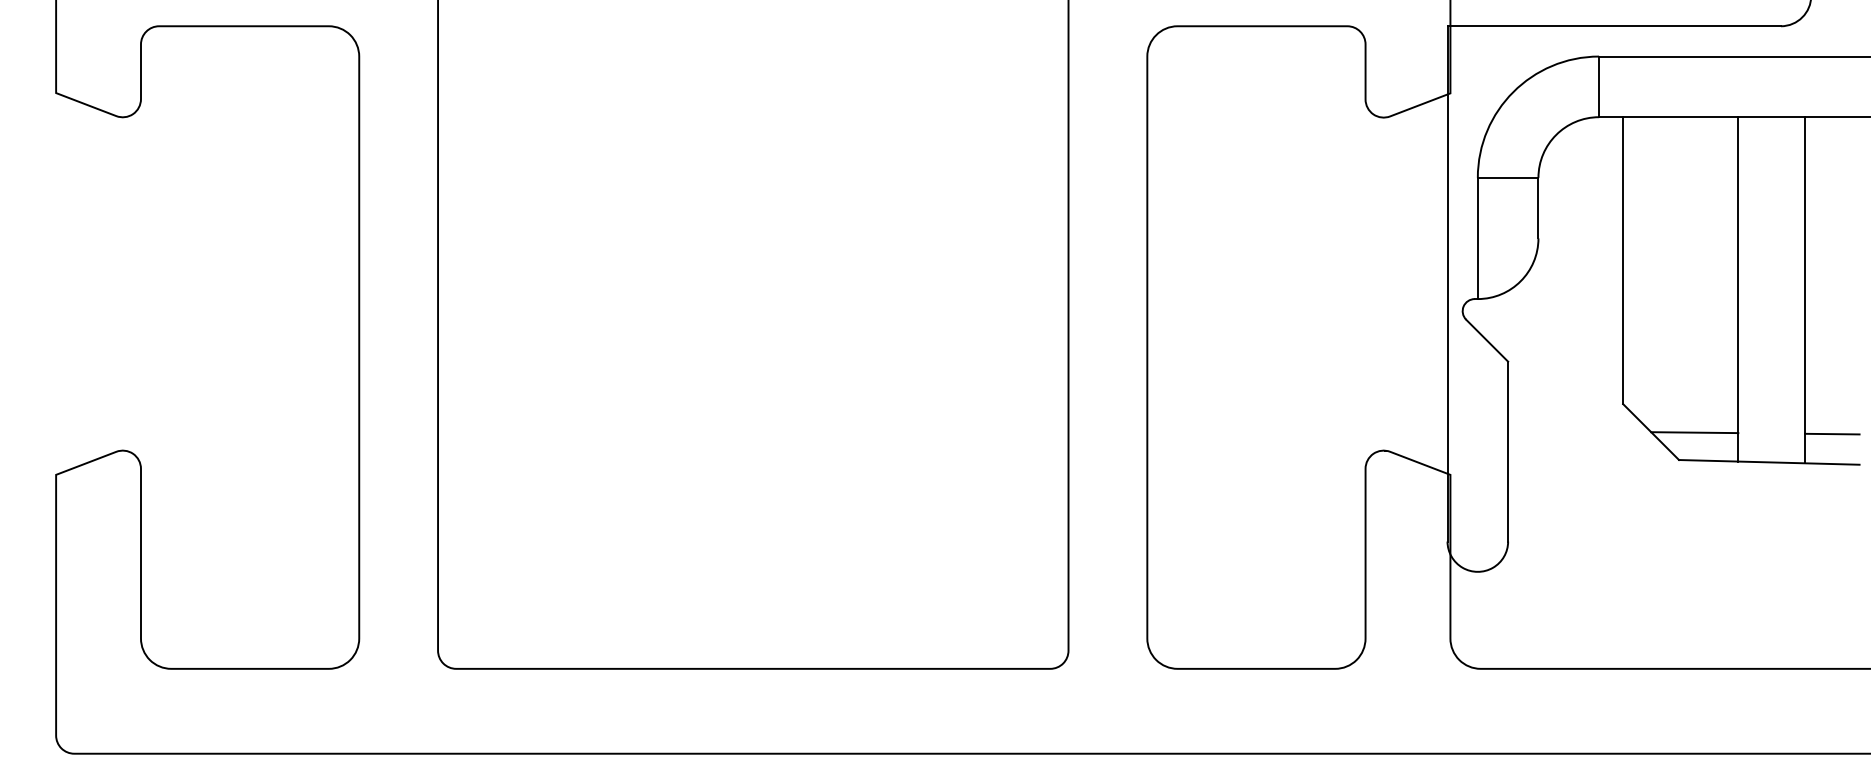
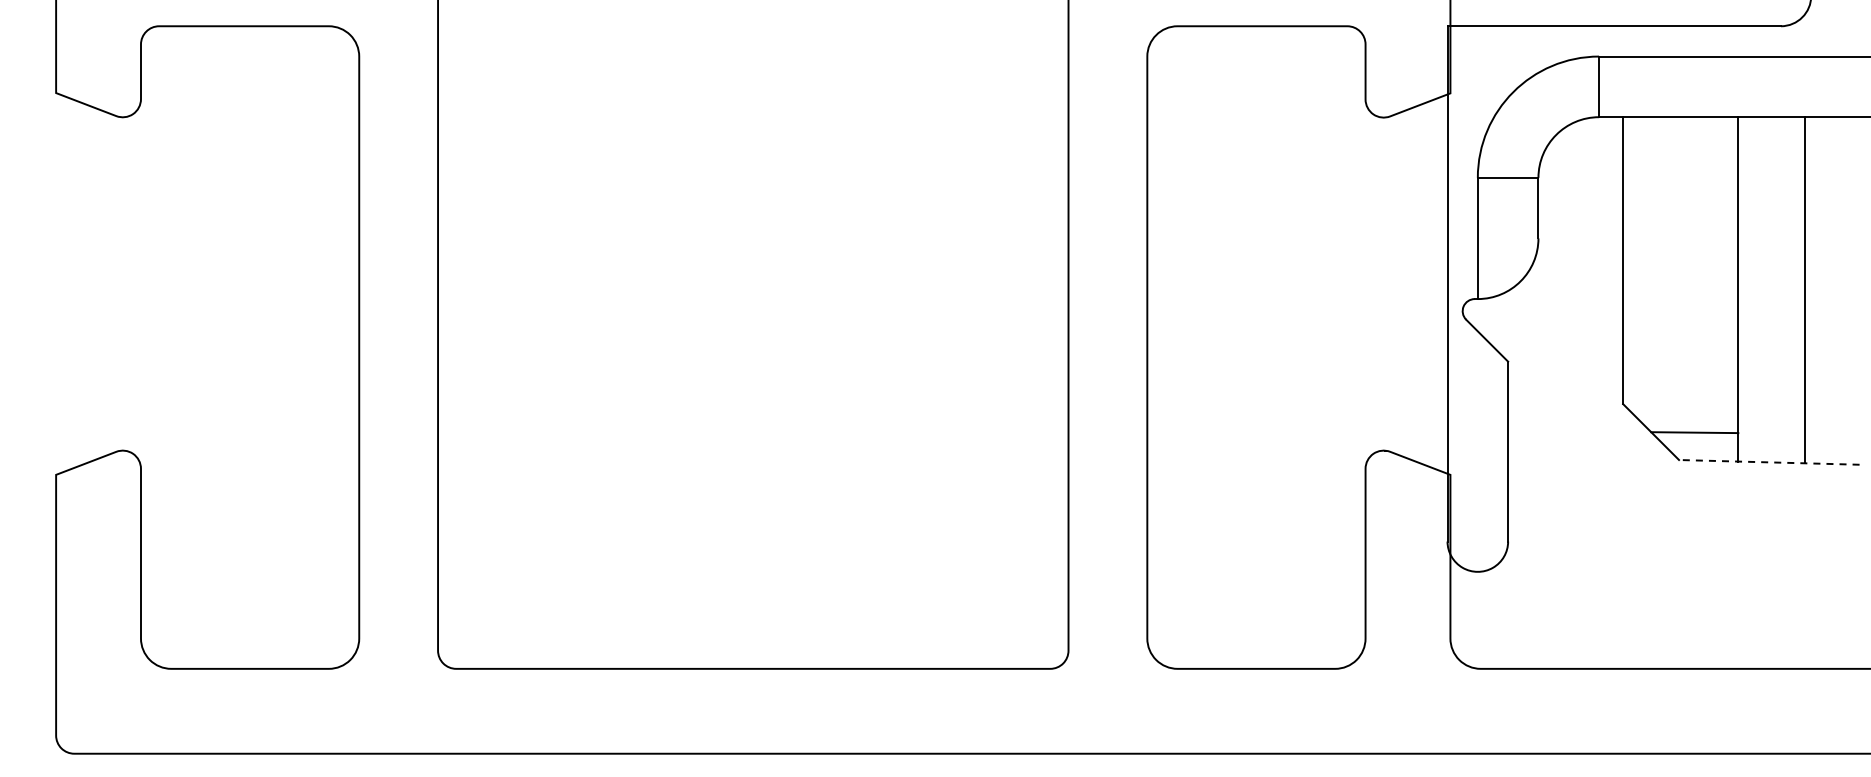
line: present -> none (1832, 433)
line: solid -> dashed (1768, 462)
